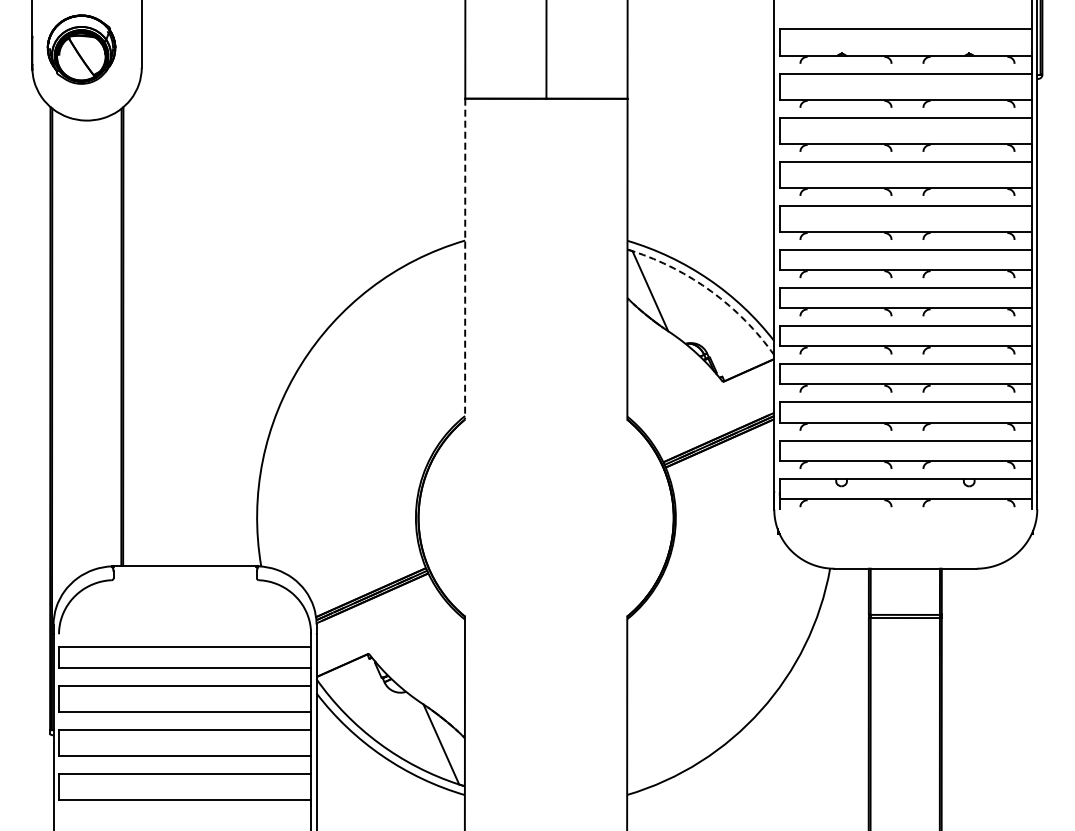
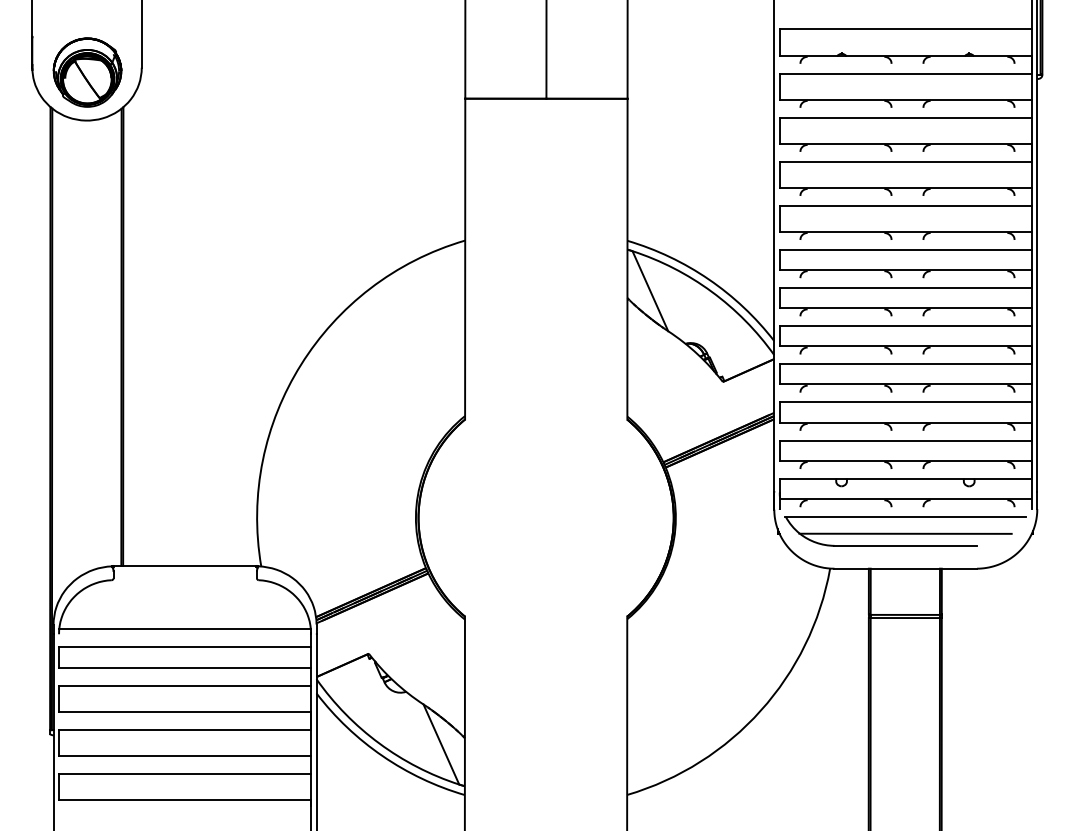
part position: (81, 49) -> (87, 72) (87, 72)
line: dashed -> solid (465, 259)
arc: dashed -> solid (711, 291)
part: none -> present (905, 531)
line: none -> present (184, 629)
